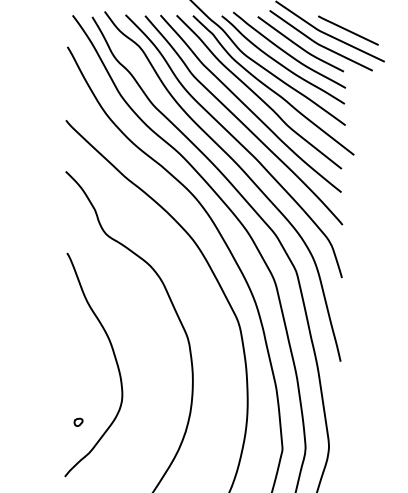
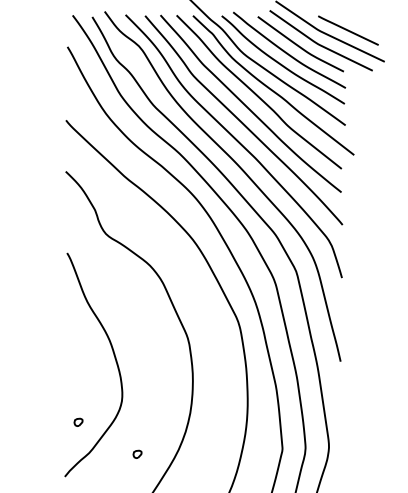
part: none -> present (137, 453)
